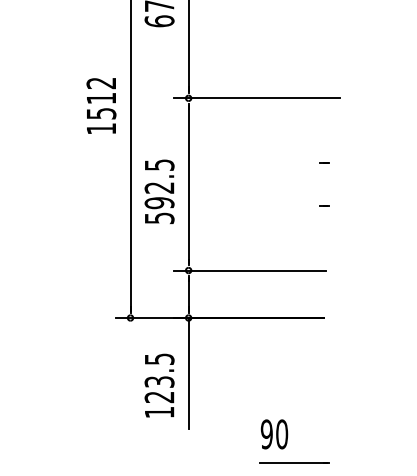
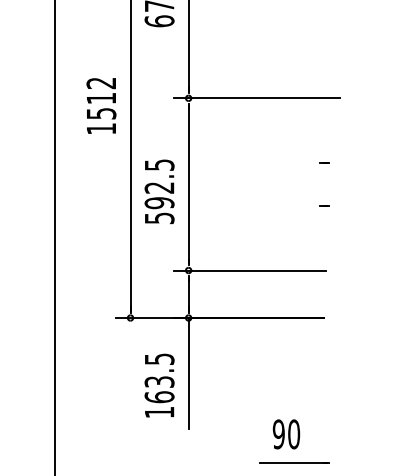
line: none -> present (55, 237)
text: 123.5 -> 163.5 (159, 397)
text position: (274, 434) -> (286, 434) (286, 434)
